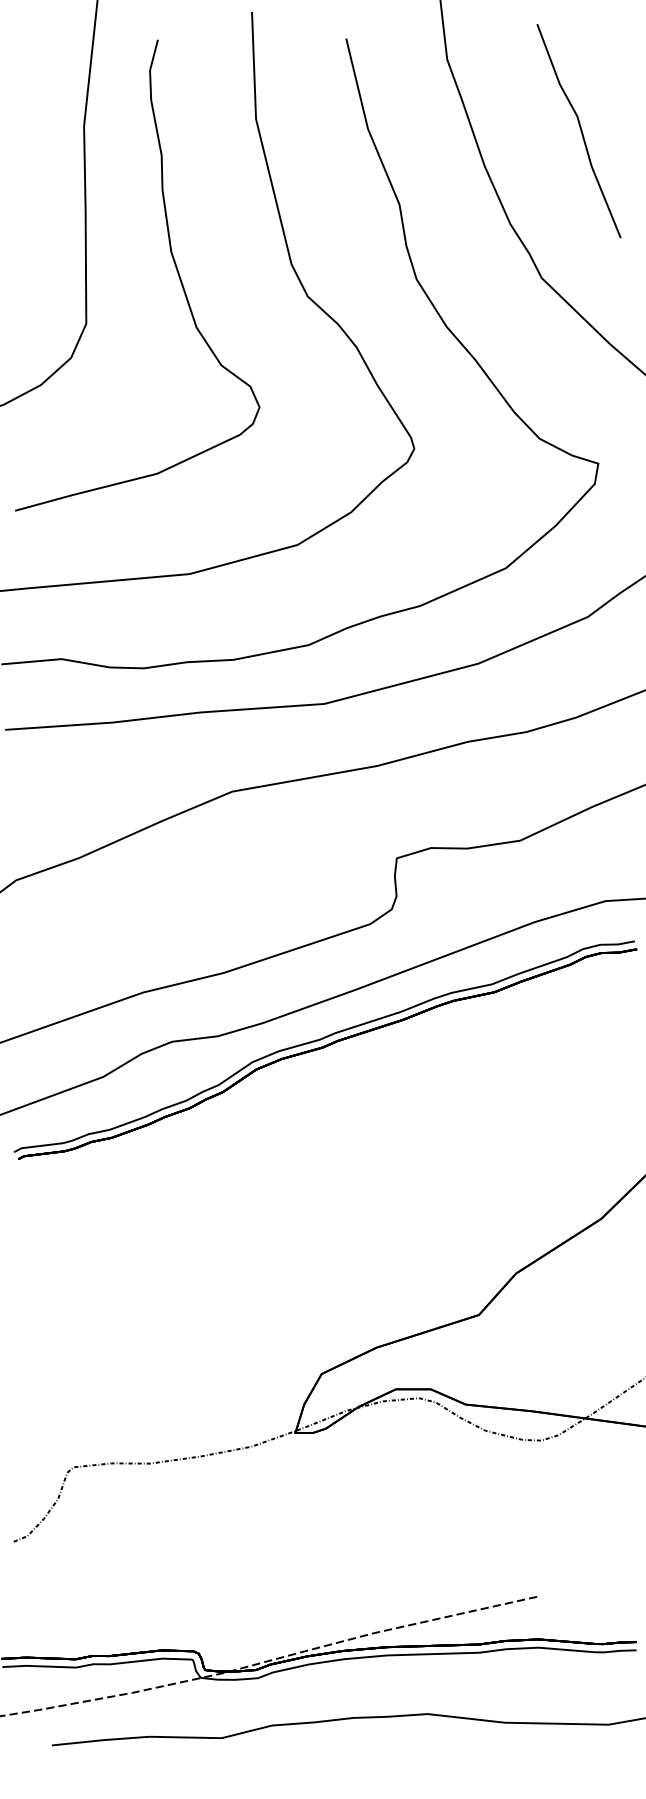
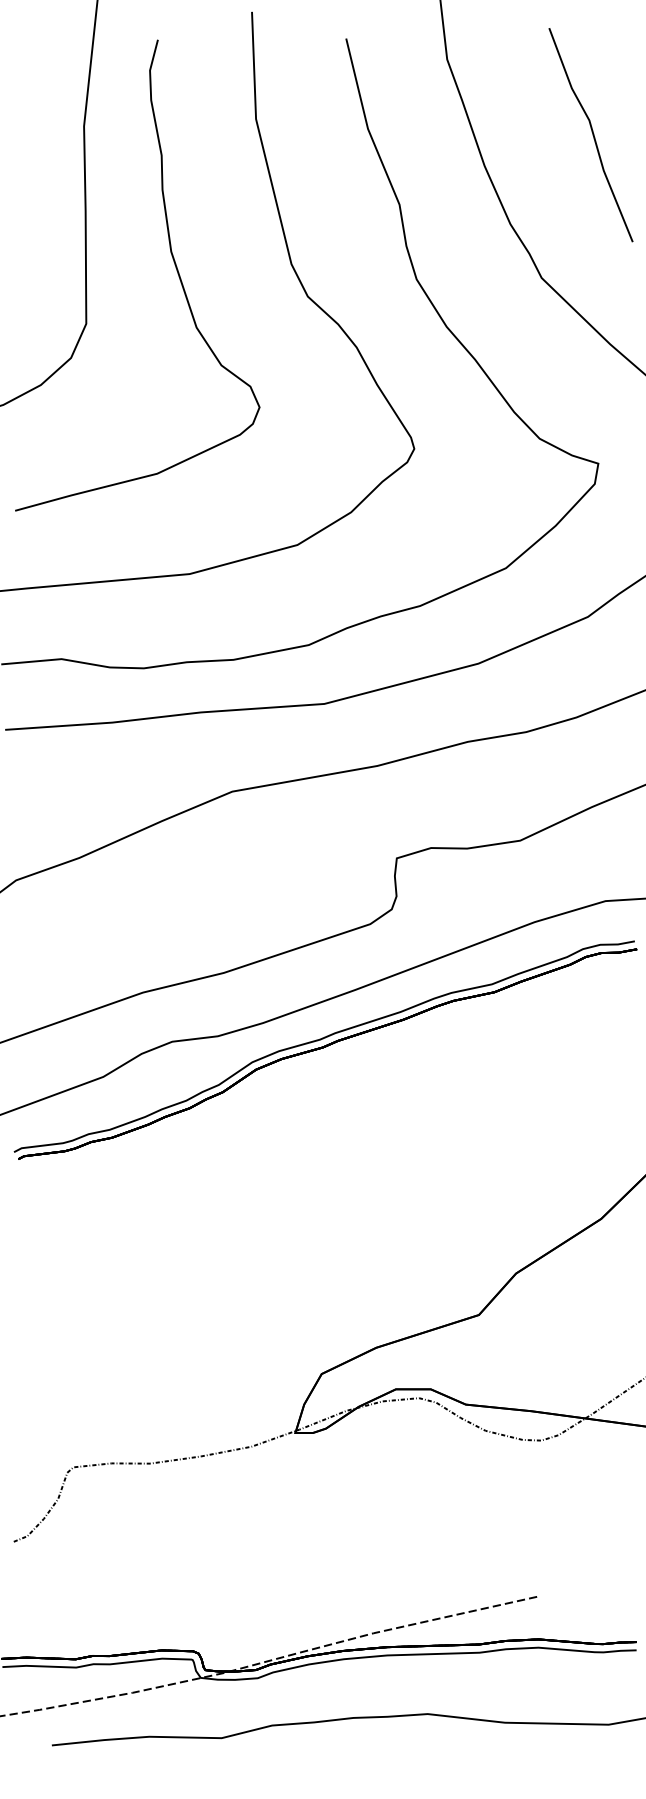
line position: (580, 131) -> (592, 135) (592, 135)
